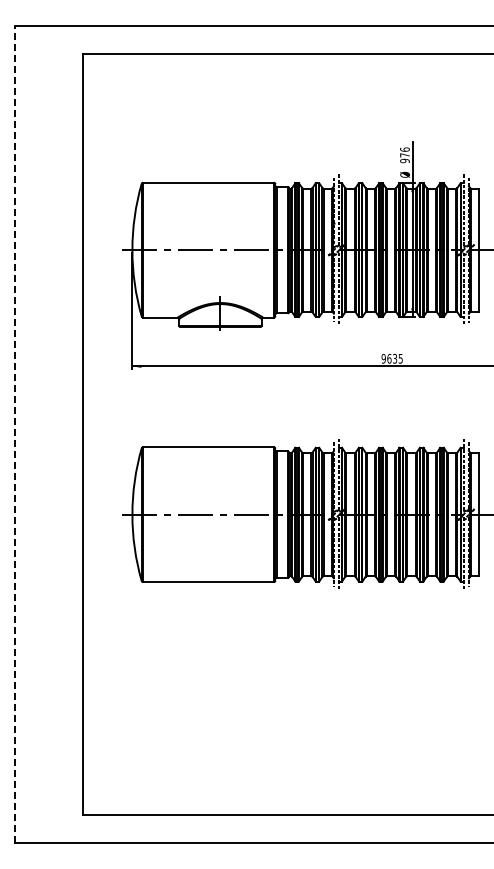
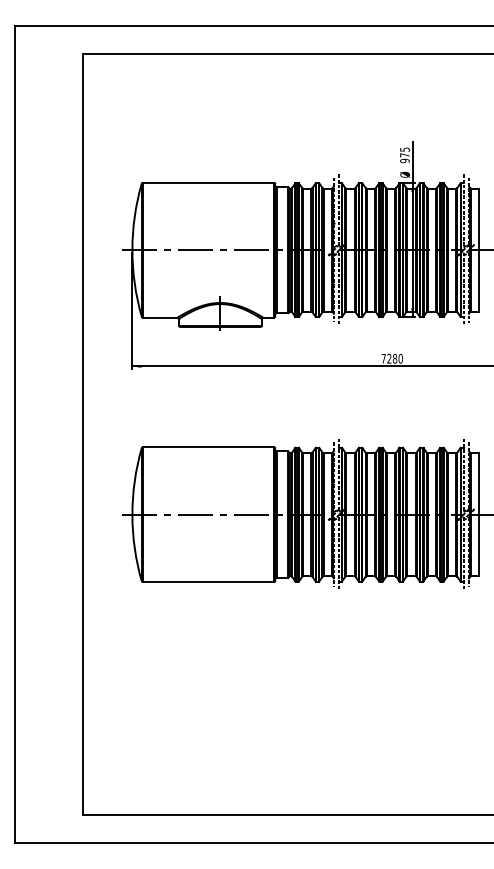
text: 976 -> 975 (404, 149)
text: 9635 -> 7280 (391, 358)
line: dashed -> solid (14, 434)
